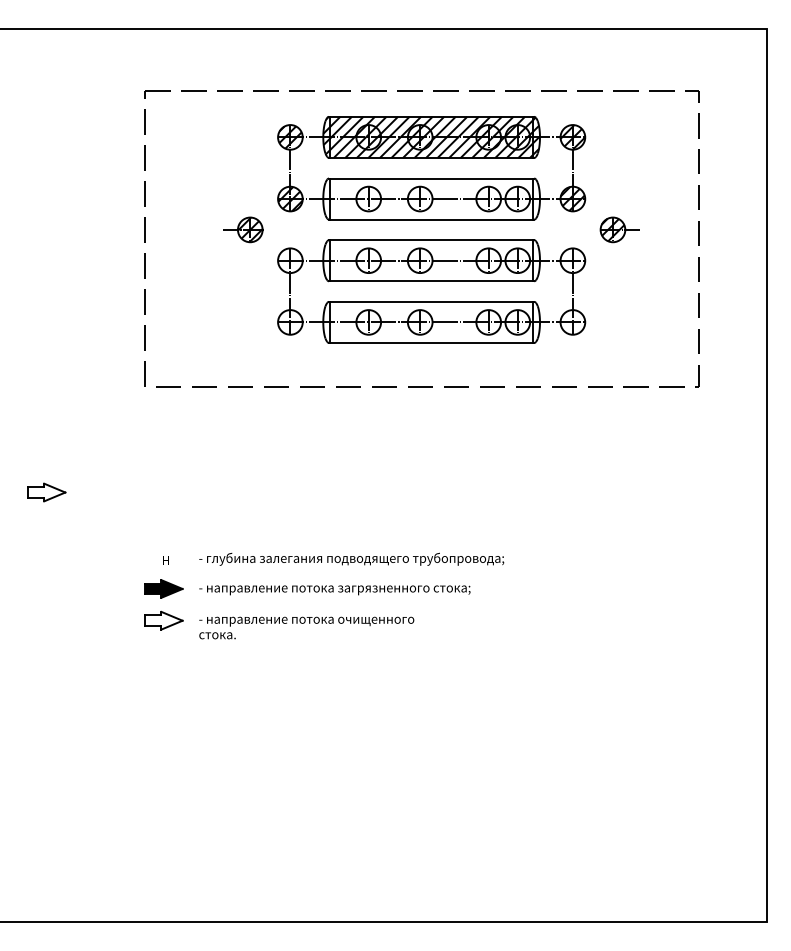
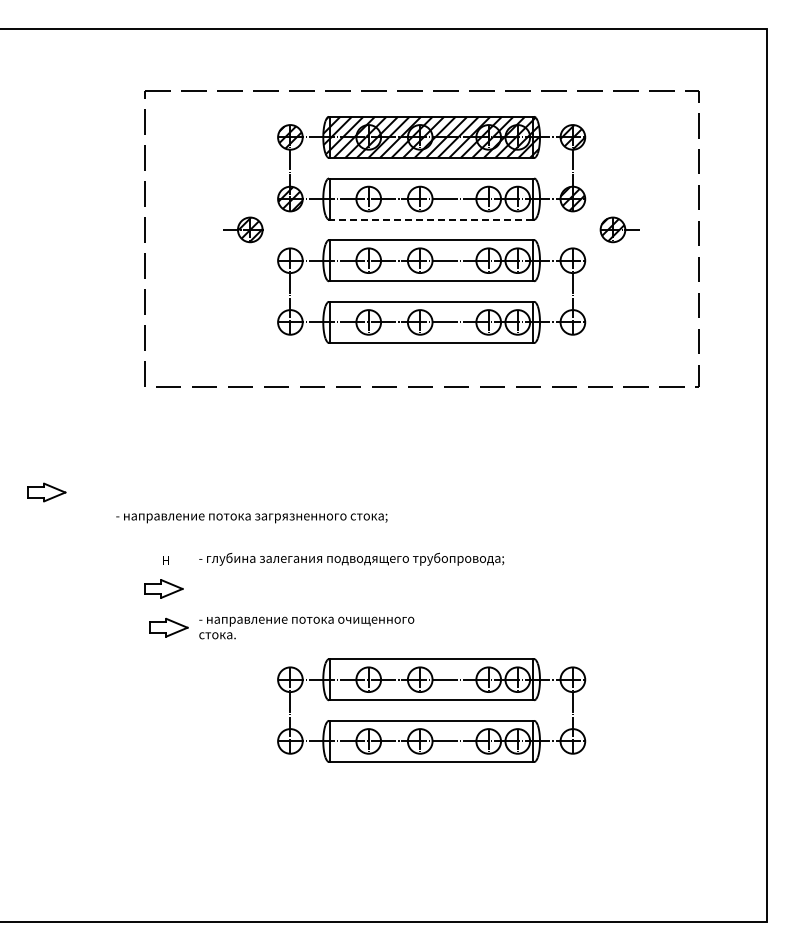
line: solid -> dashed (431, 219)
fill: present -> none (163, 588)
text position: (334, 590) -> (251, 518) (251, 518)
part position: (163, 620) -> (168, 627) (168, 627)
part: none -> present (431, 700)
